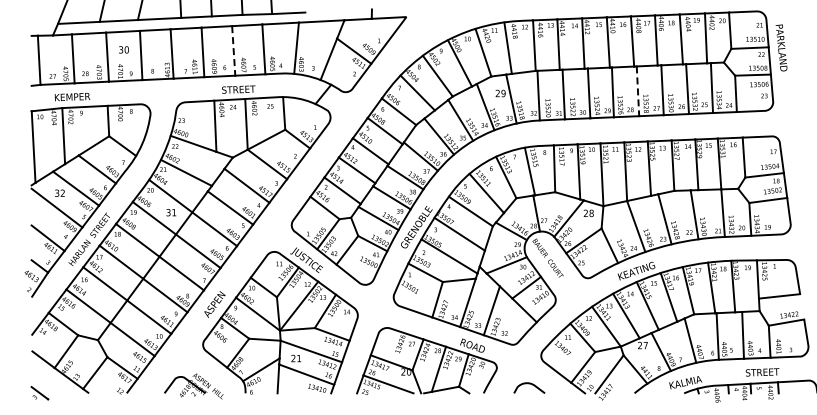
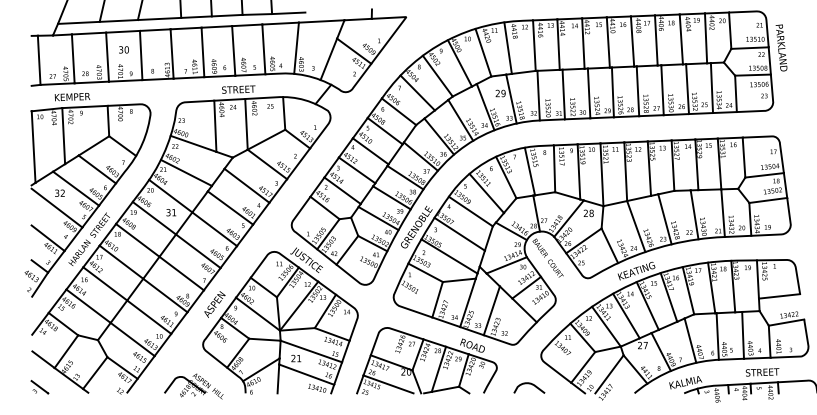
line: dashed -> solid (233, 50)
line: dashed -> solid (637, 91)
part position: (39, 393) -> (39, 387) (39, 387)
